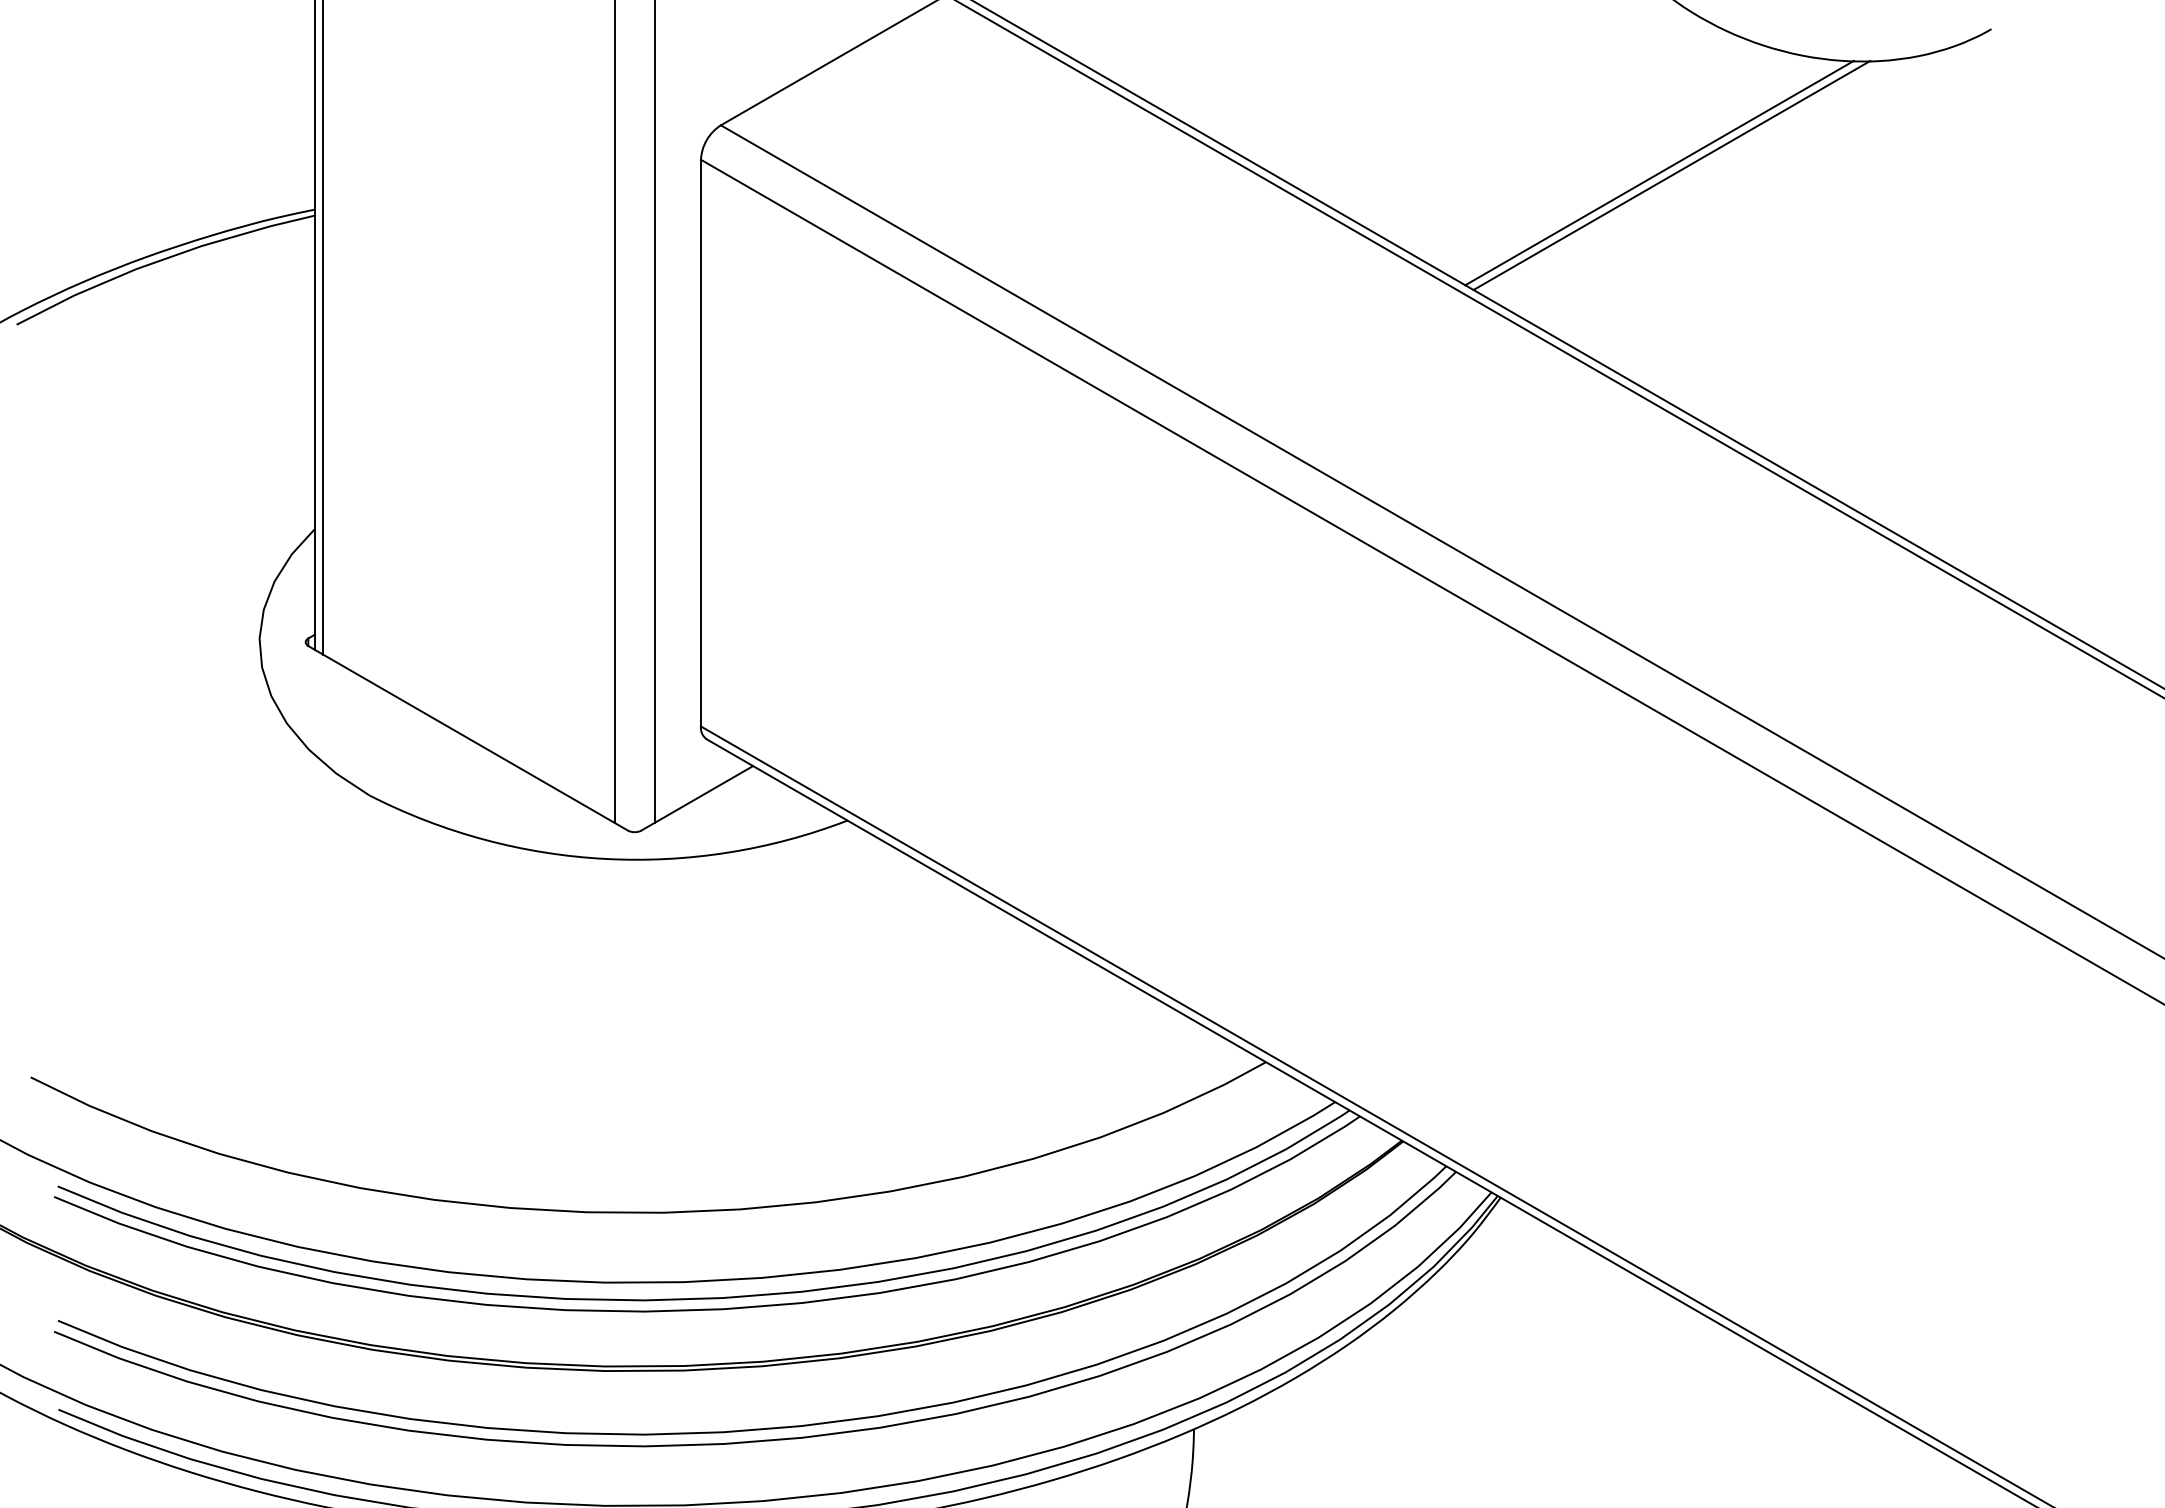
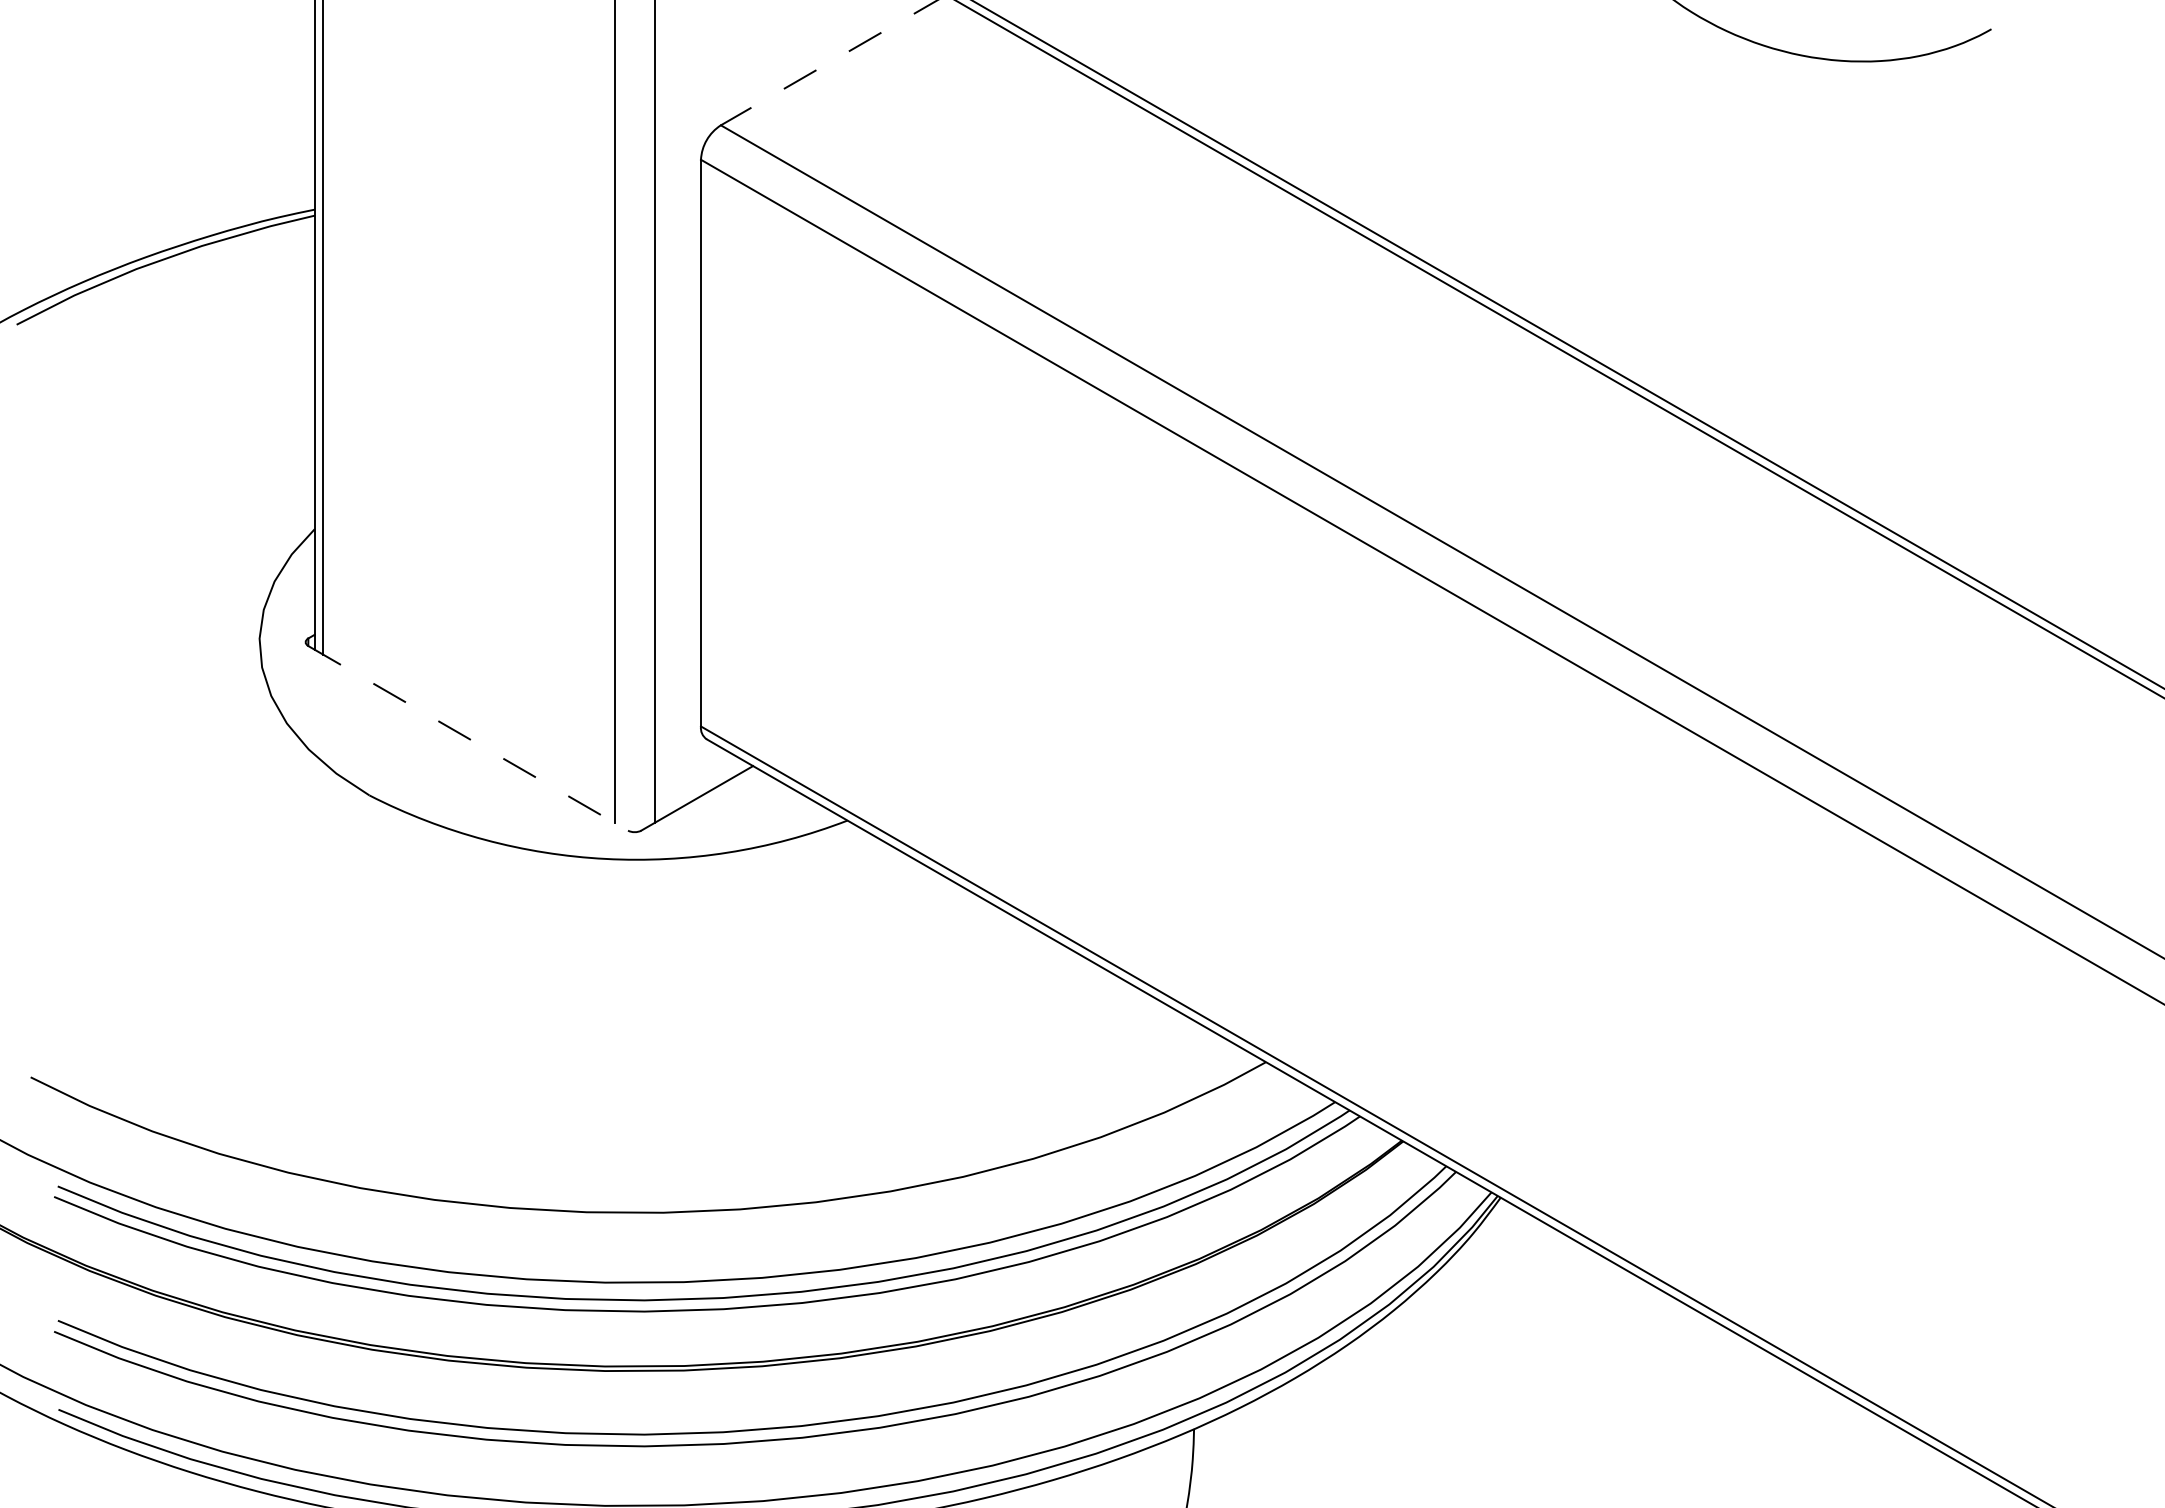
line: solid -> dashed (828, 62)
line: present -> none (1659, 172)
line: present -> none (1671, 175)
line: solid -> dashed (468, 738)
